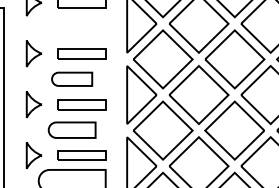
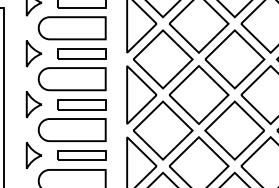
part: none -> present (71, 28)
part size: 43x16 px -> 70x25 px (71, 79)
part size: 50x18 px -> 70x25 px (71, 130)
